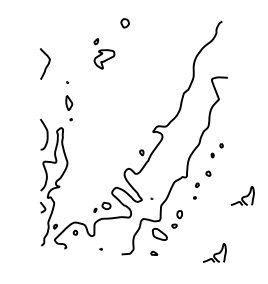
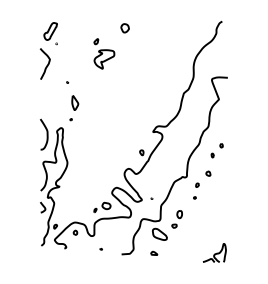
part position: (124, 23) -> (124, 28) (124, 28)
part: none -> present (50, 33)
part position: (69, 102) -> (75, 102) (75, 102)
part: present -> none (242, 195)
